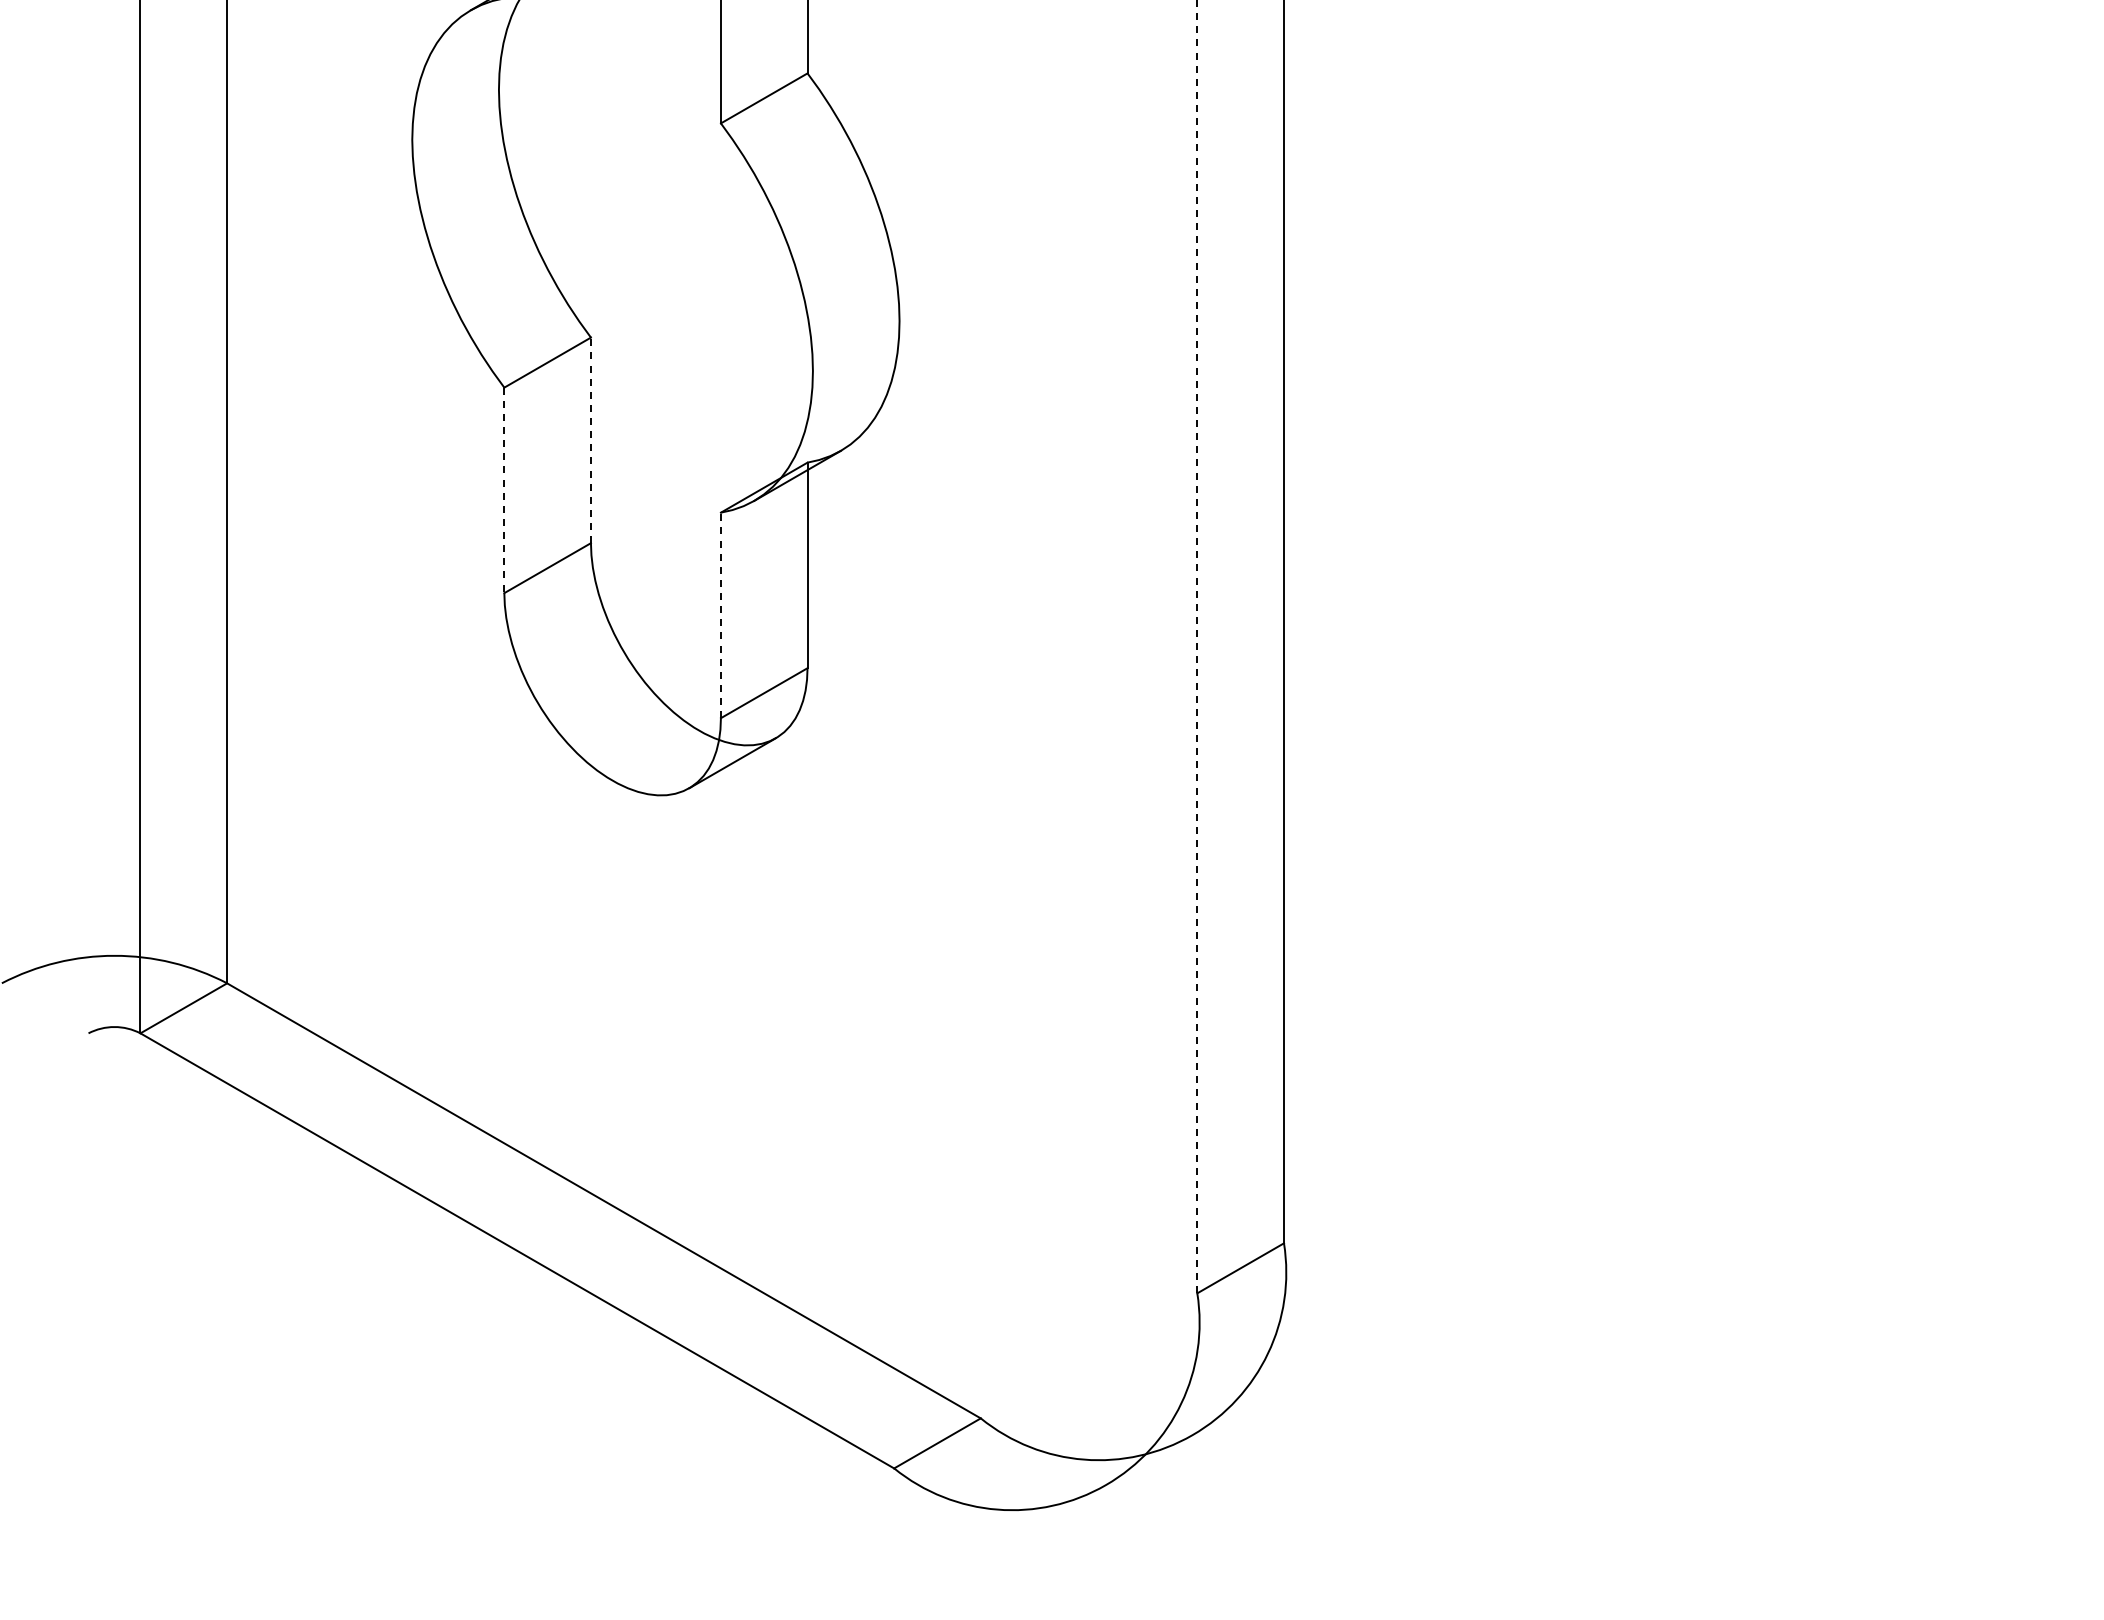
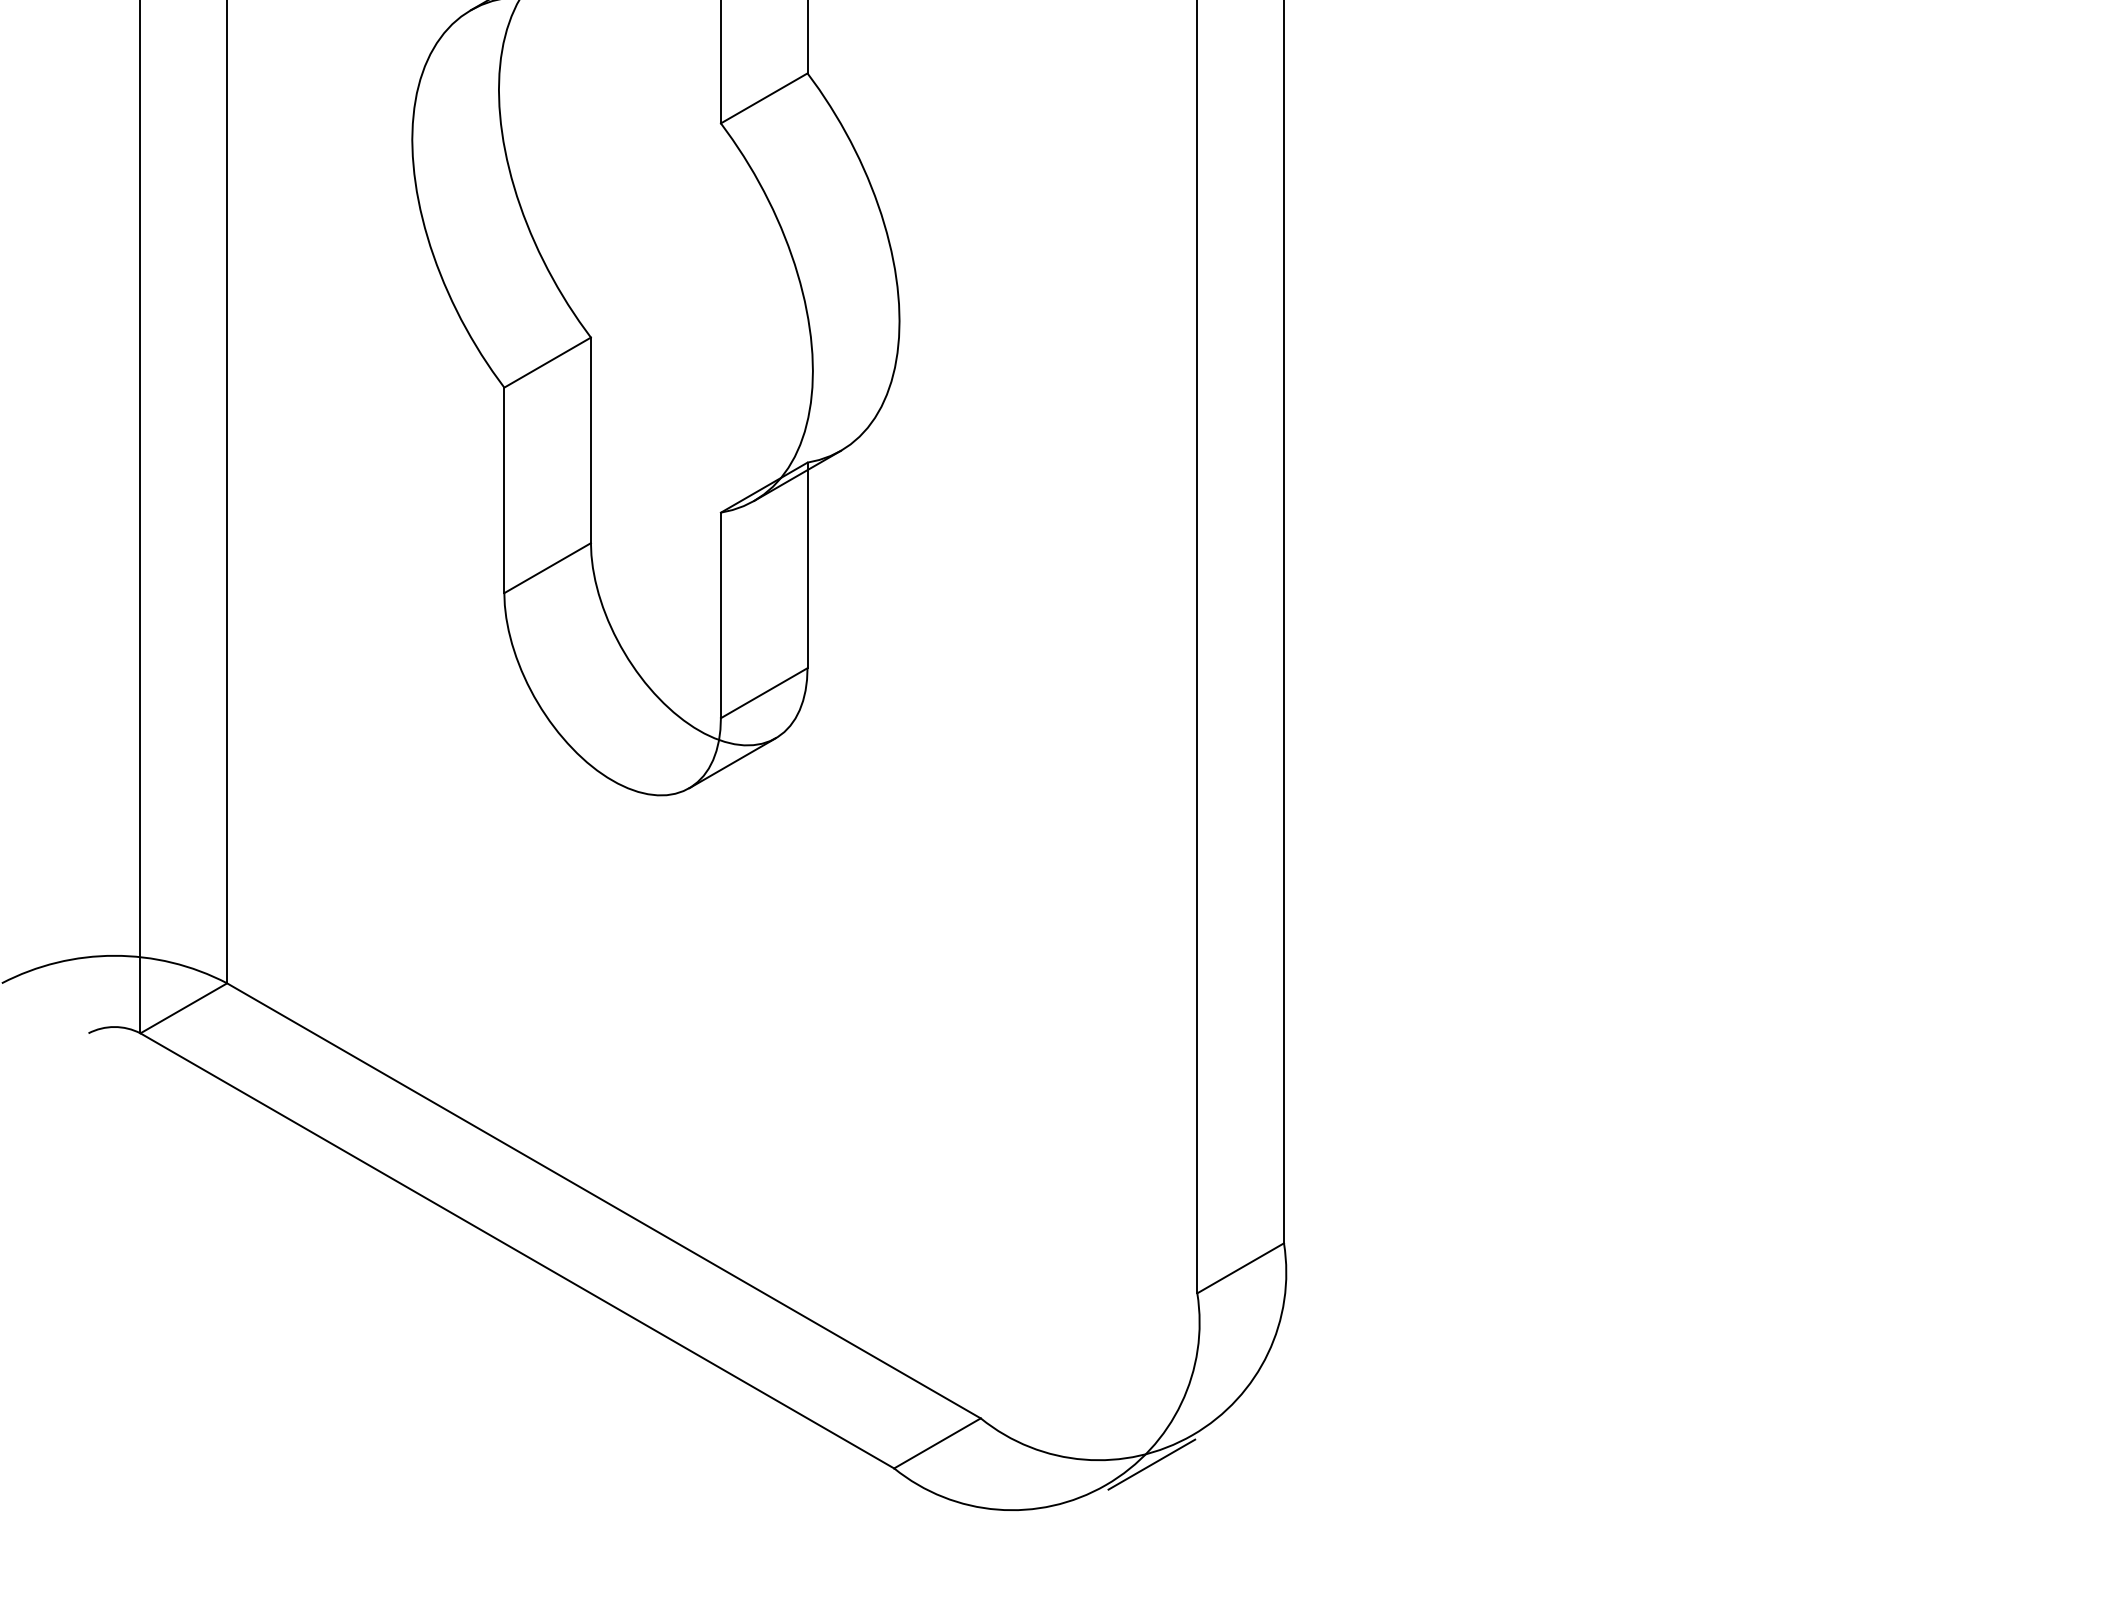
line: dashed -> solid (590, 440)
line: dashed -> solid (504, 490)
line: dashed -> solid (720, 615)
line: dashed -> solid (1197, 646)
line: none -> present (1151, 1464)
